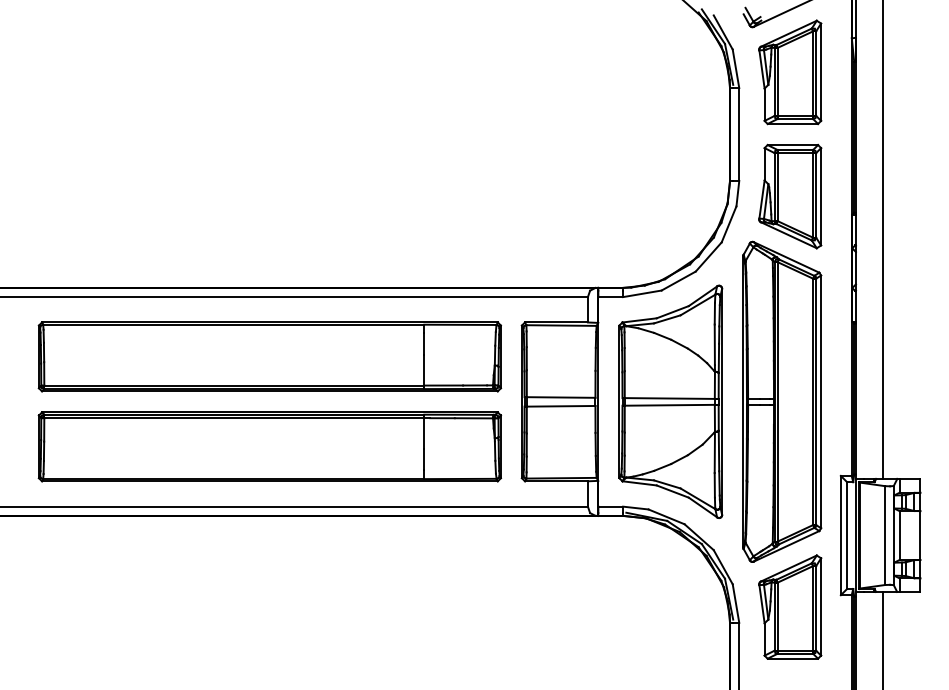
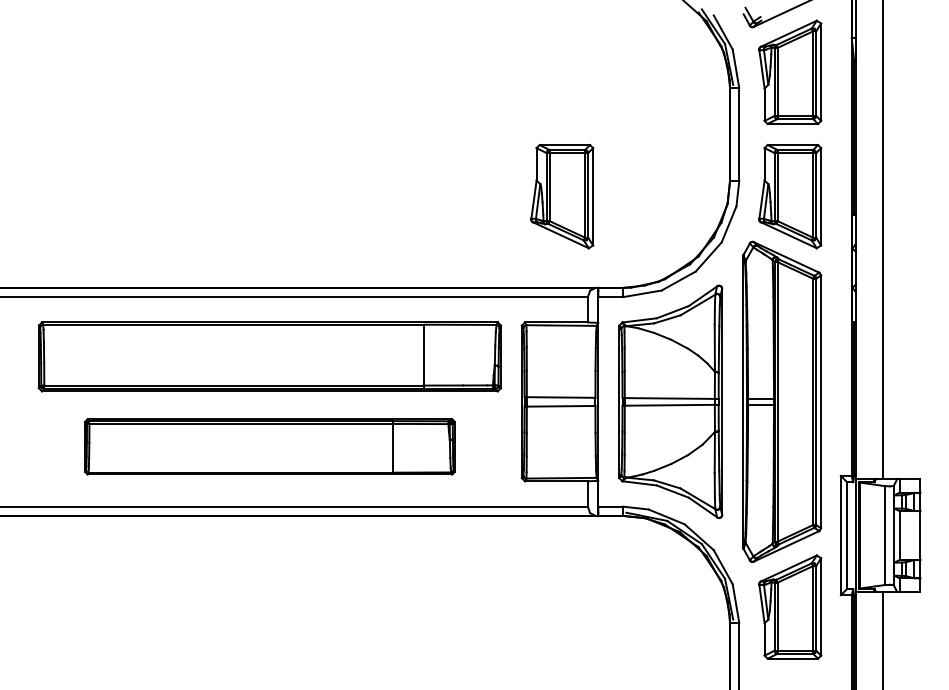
part: none -> present (562, 196)
part size: 466x72 px -> 372x58 px (269, 446)
